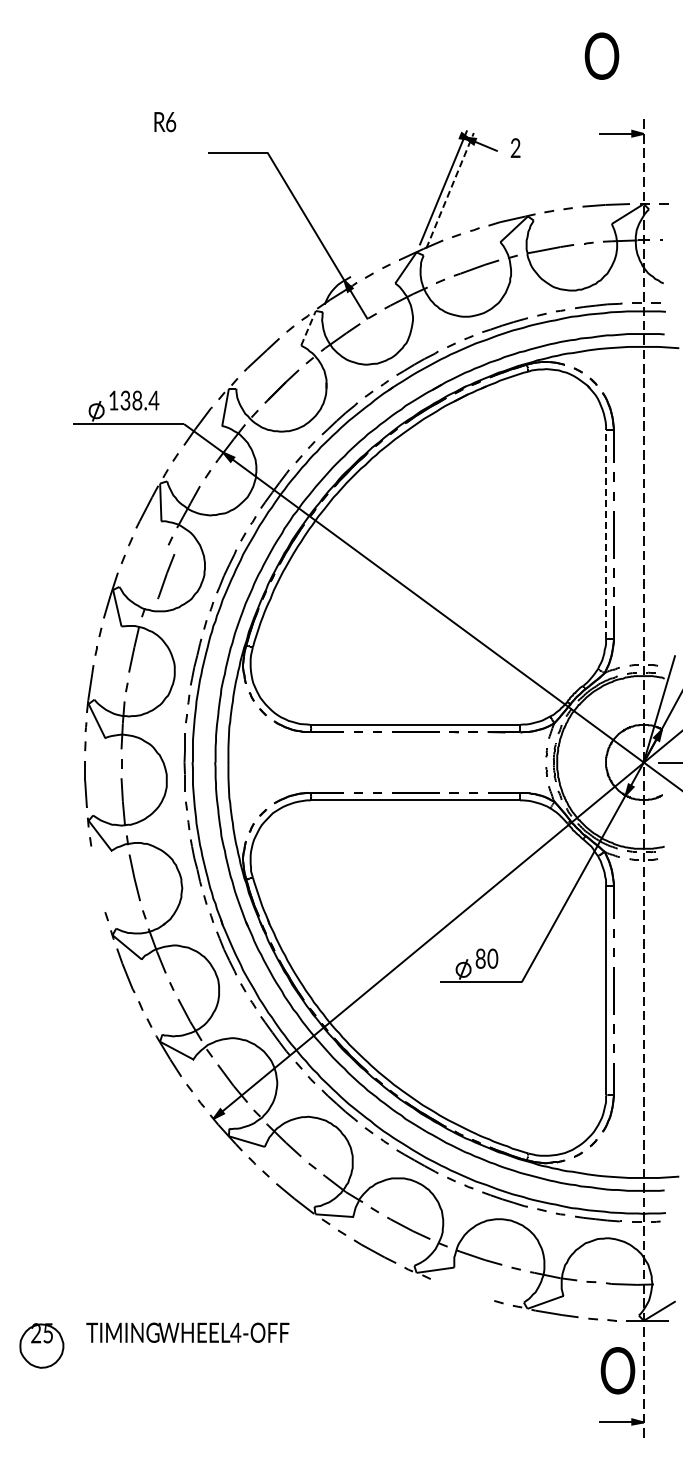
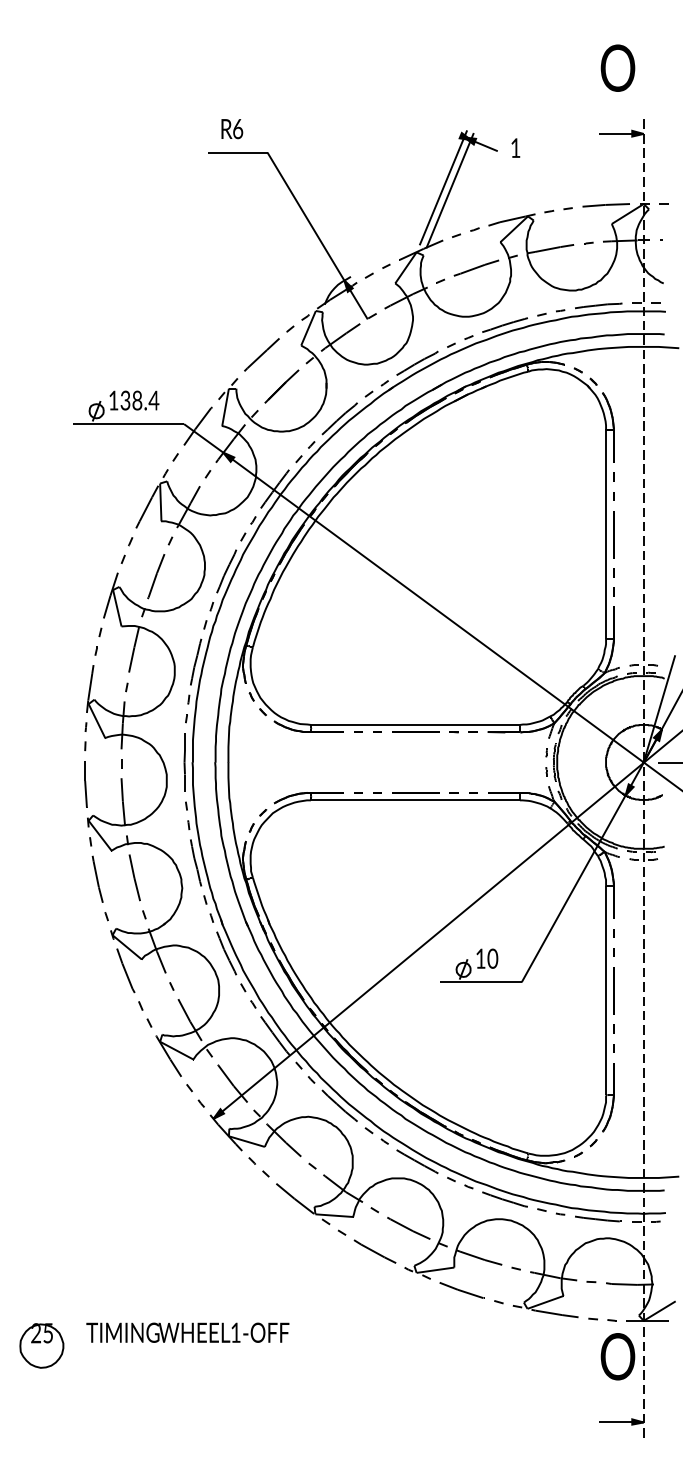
text position: (601, 55) -> (617, 67) (617, 67)
text position: (165, 122) -> (232, 129) (232, 129)
text: 2 -> 1 (515, 147)
line: dashed -> solid (450, 190)
line: dashed -> solid (308, 328)
line: dashed -> solid (606, 534)
line position: (166, 576) -> (156, 576) (156, 576)
line: none -> present (97, 878)
text: 80 -> 10 (480, 958)
line: none -> present (461, 1290)
text: 4-OFF -> 1-OFF (235, 1332)
text position: (617, 1370) -> (617, 1356) (617, 1356)
